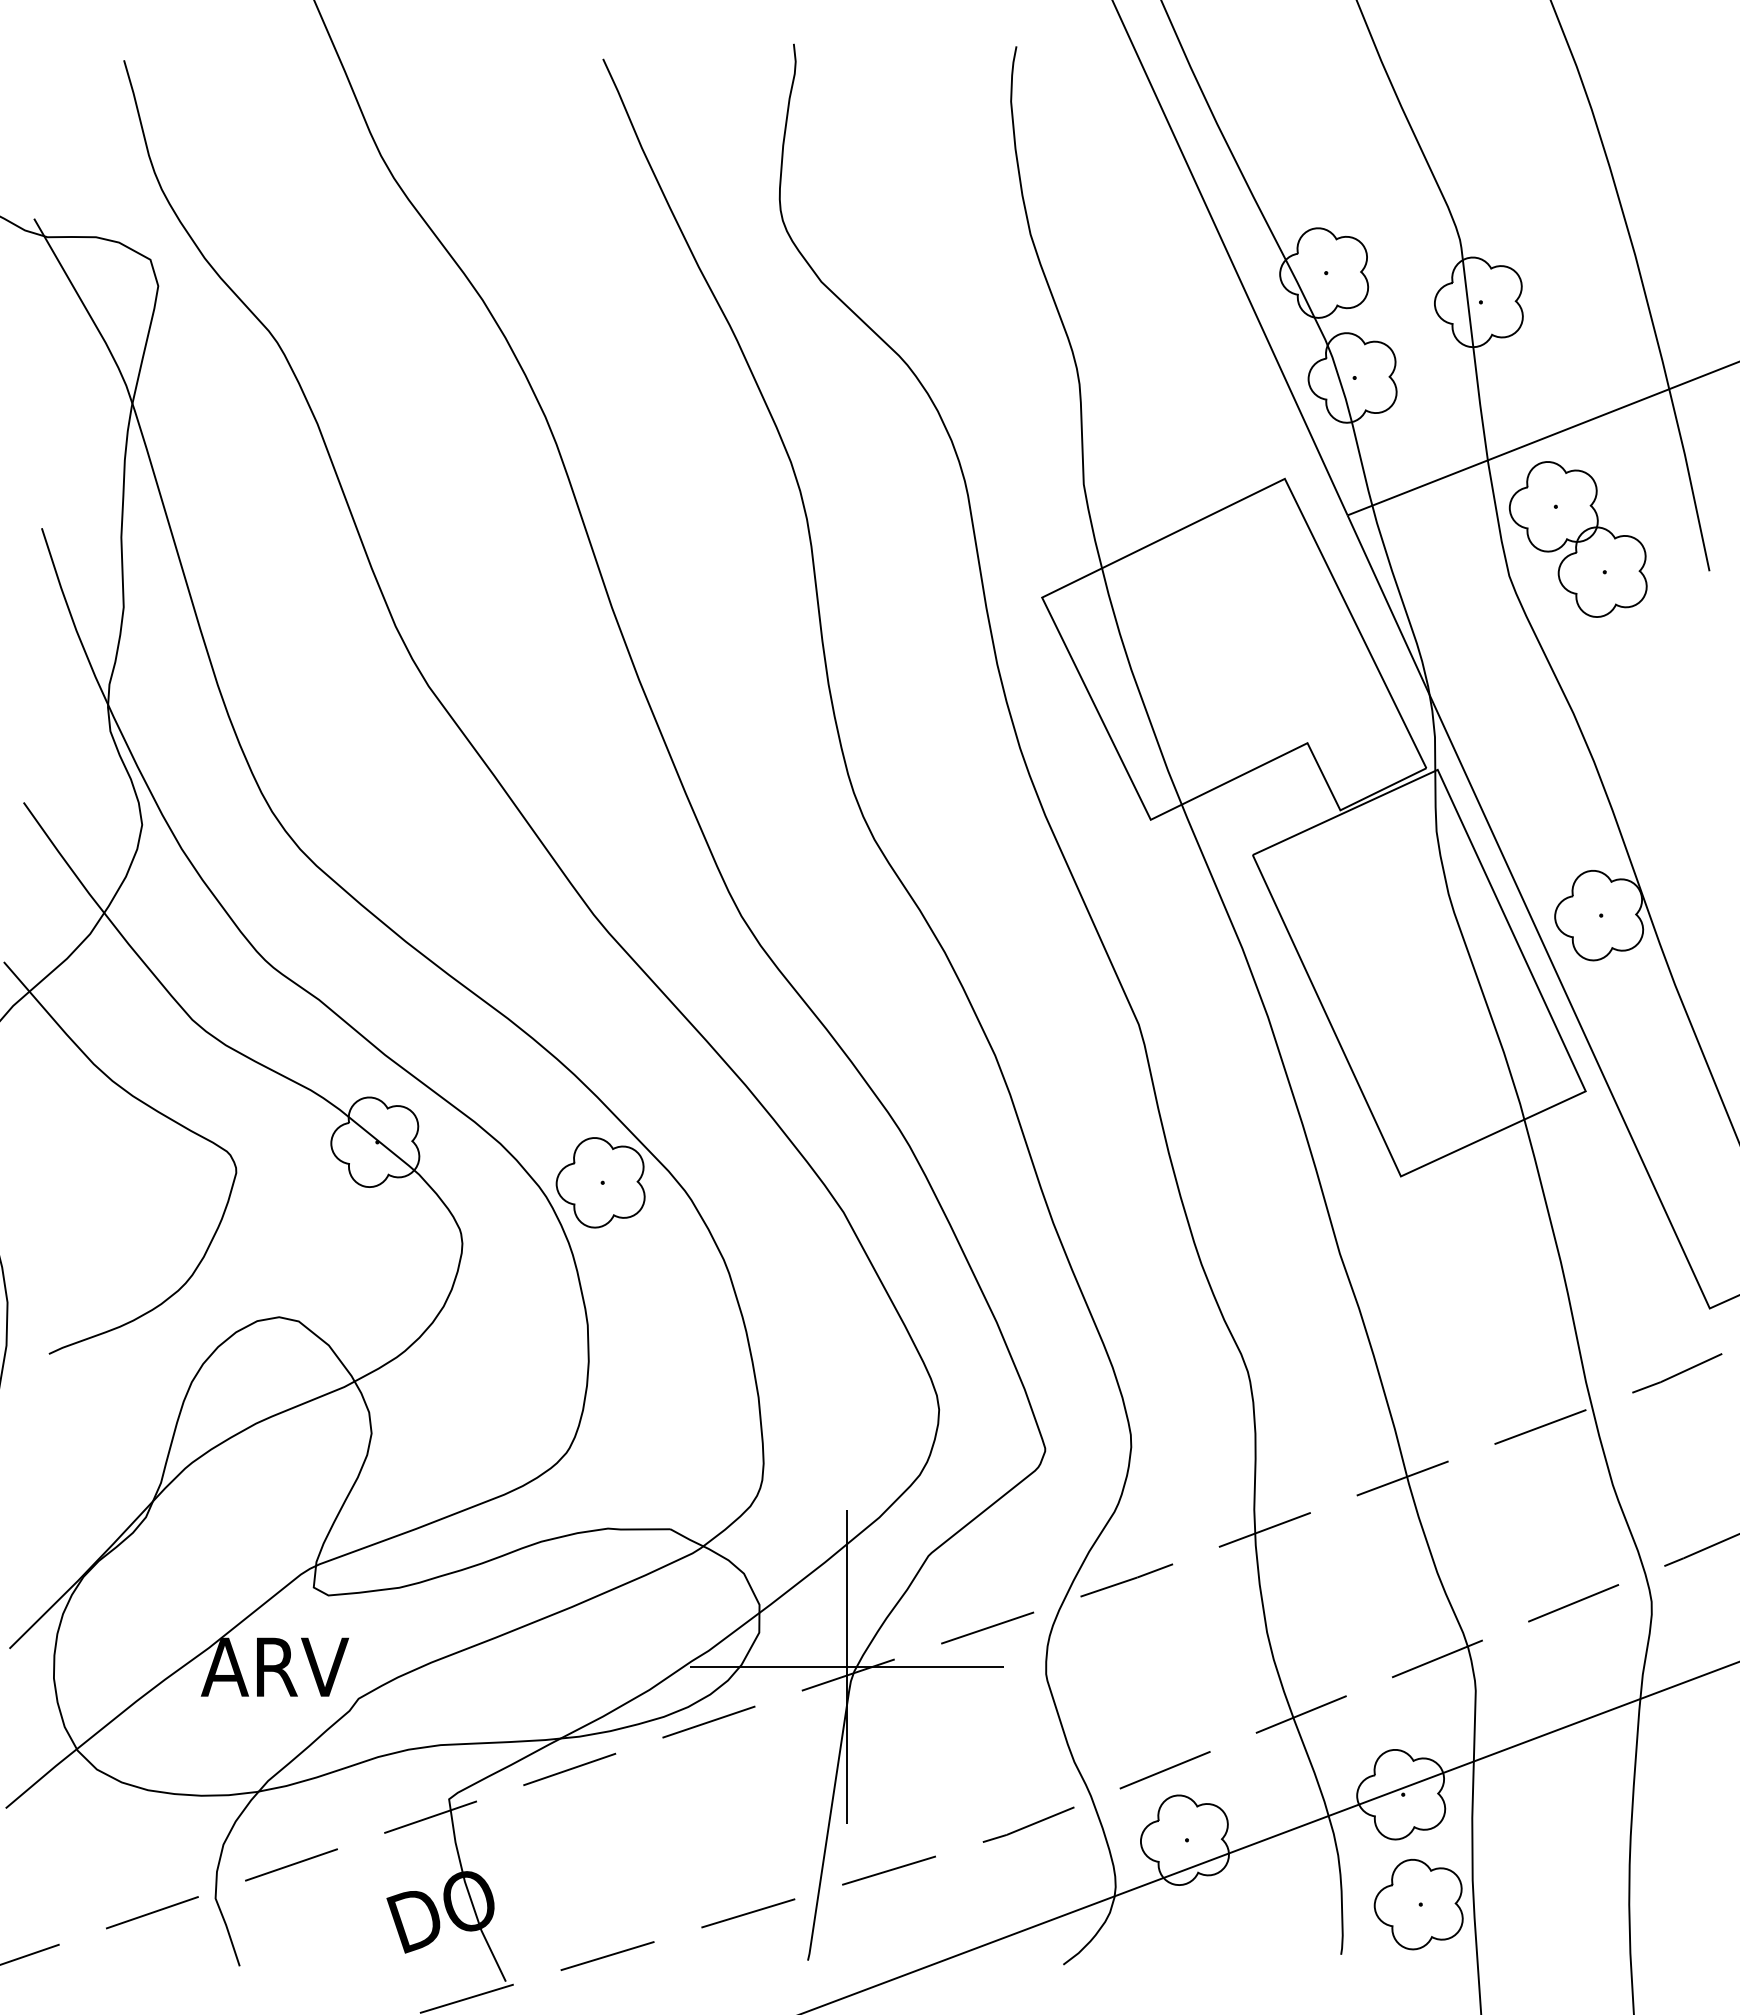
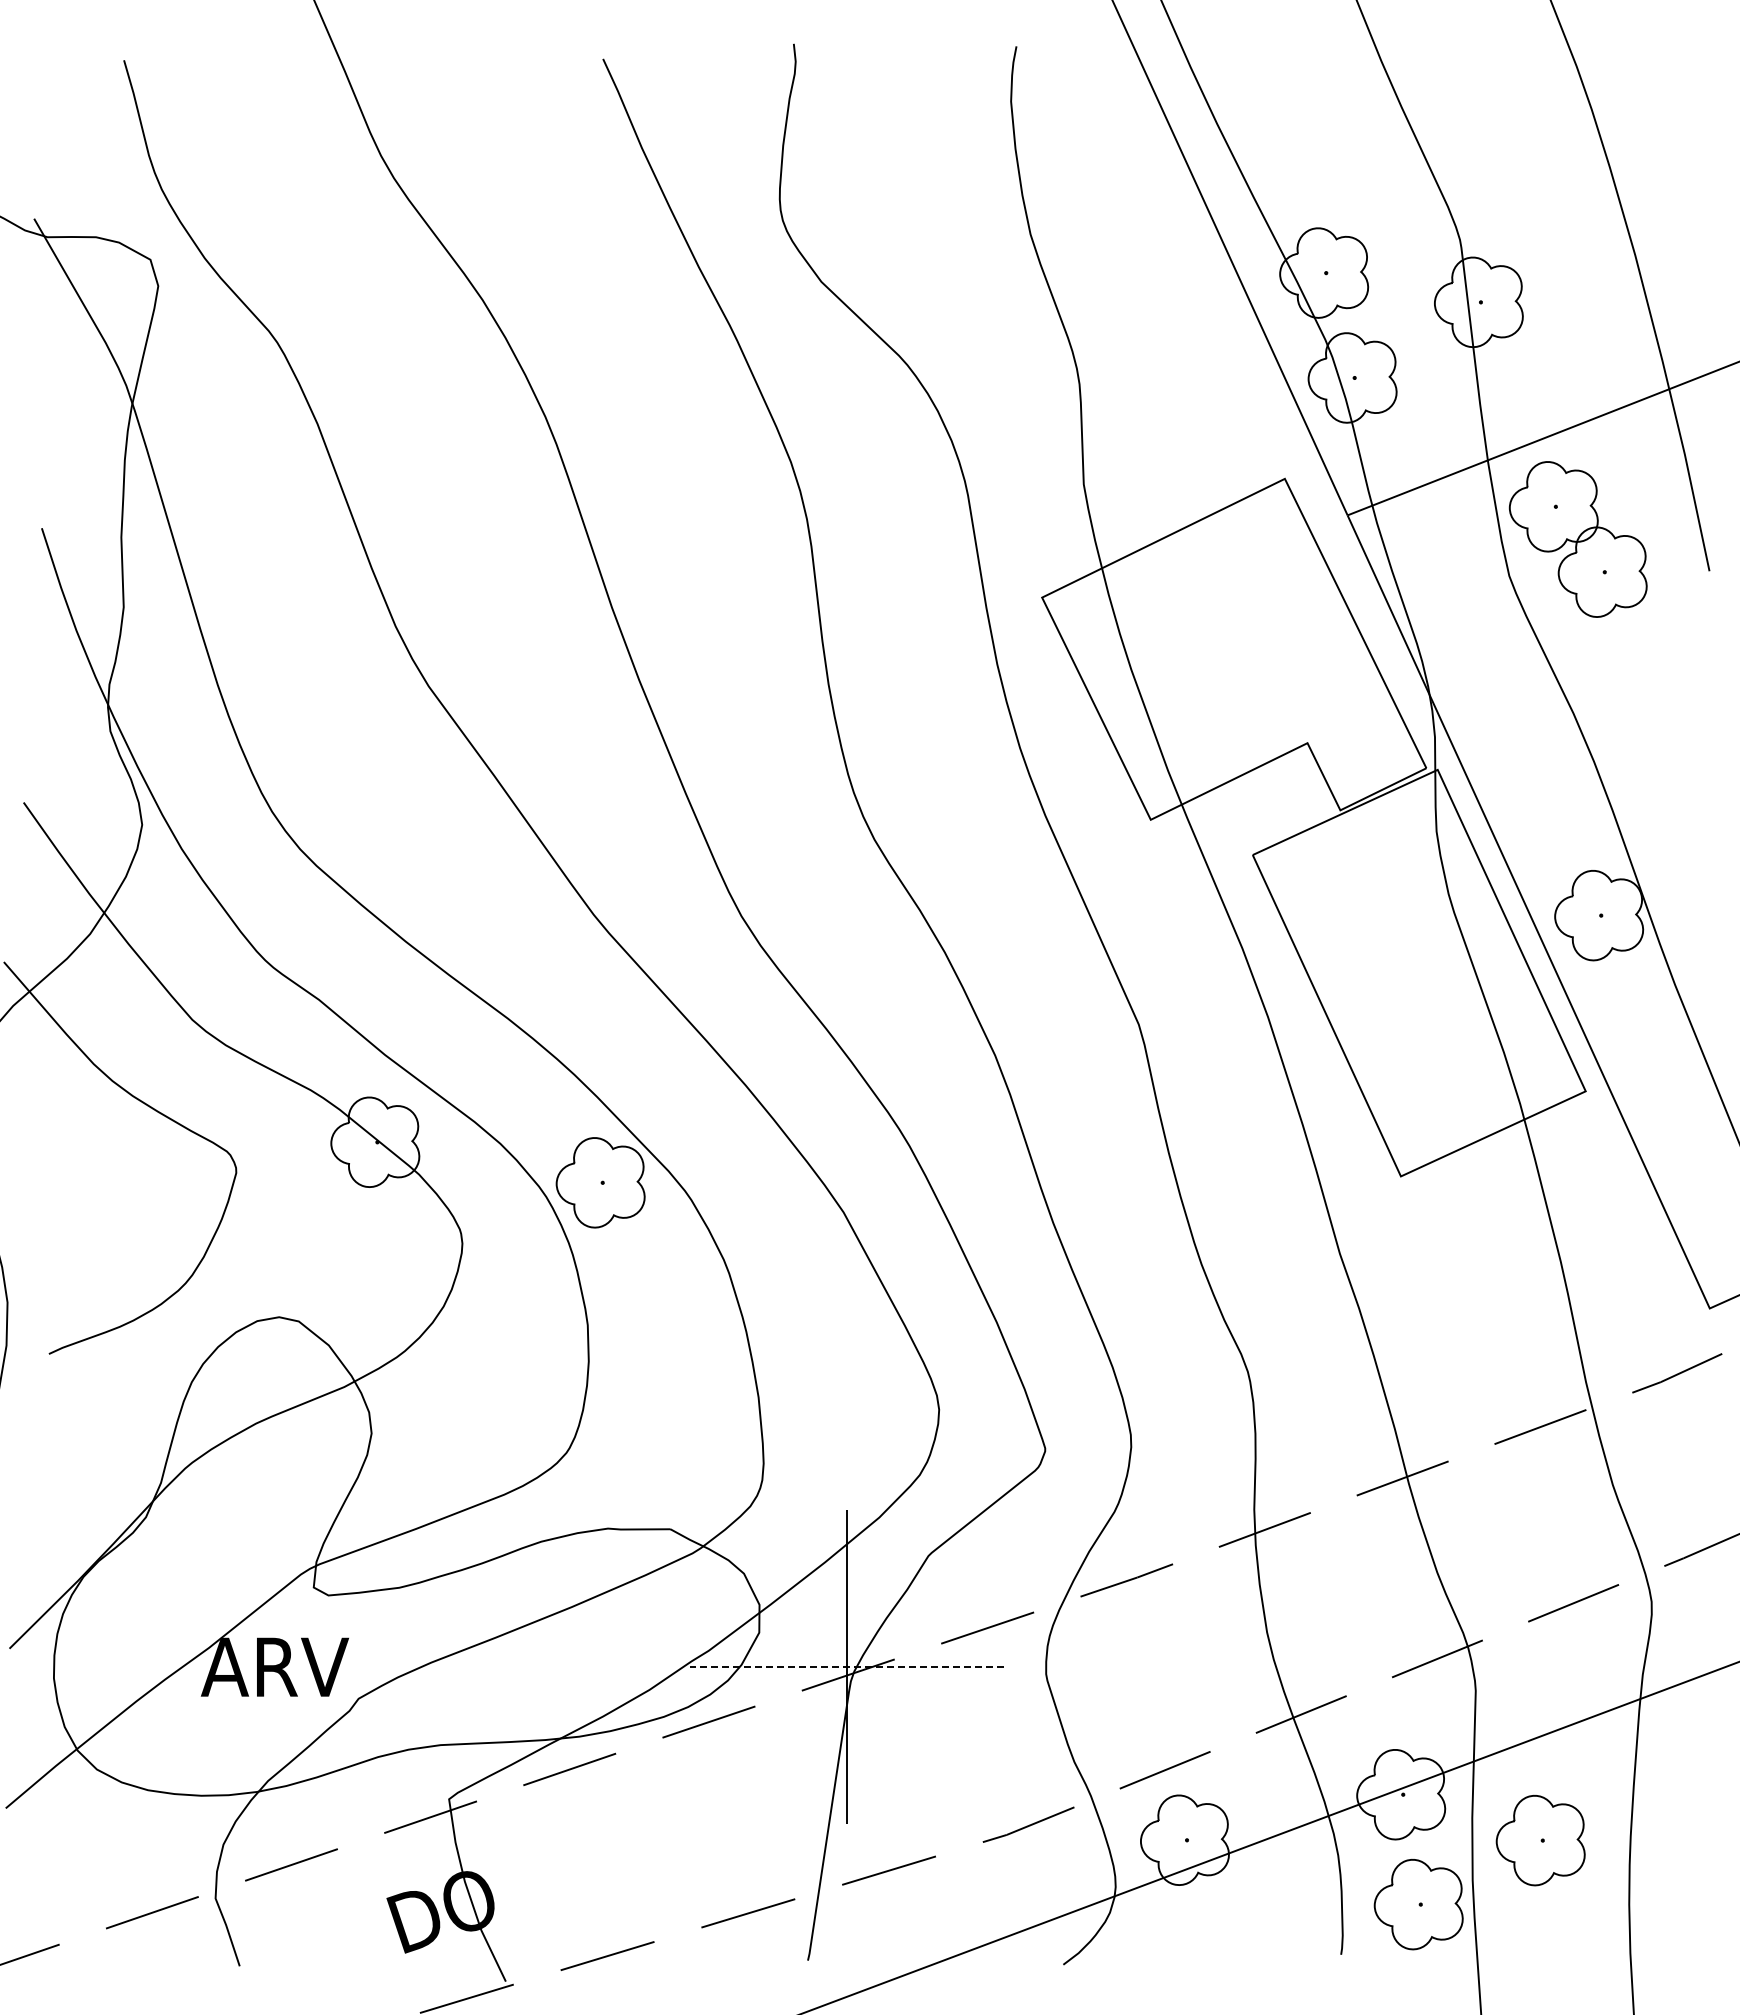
line: solid -> dashed (847, 1666)
part: none -> present (1540, 1840)
